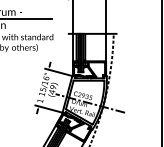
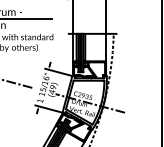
line: none -> present (17, 83)
